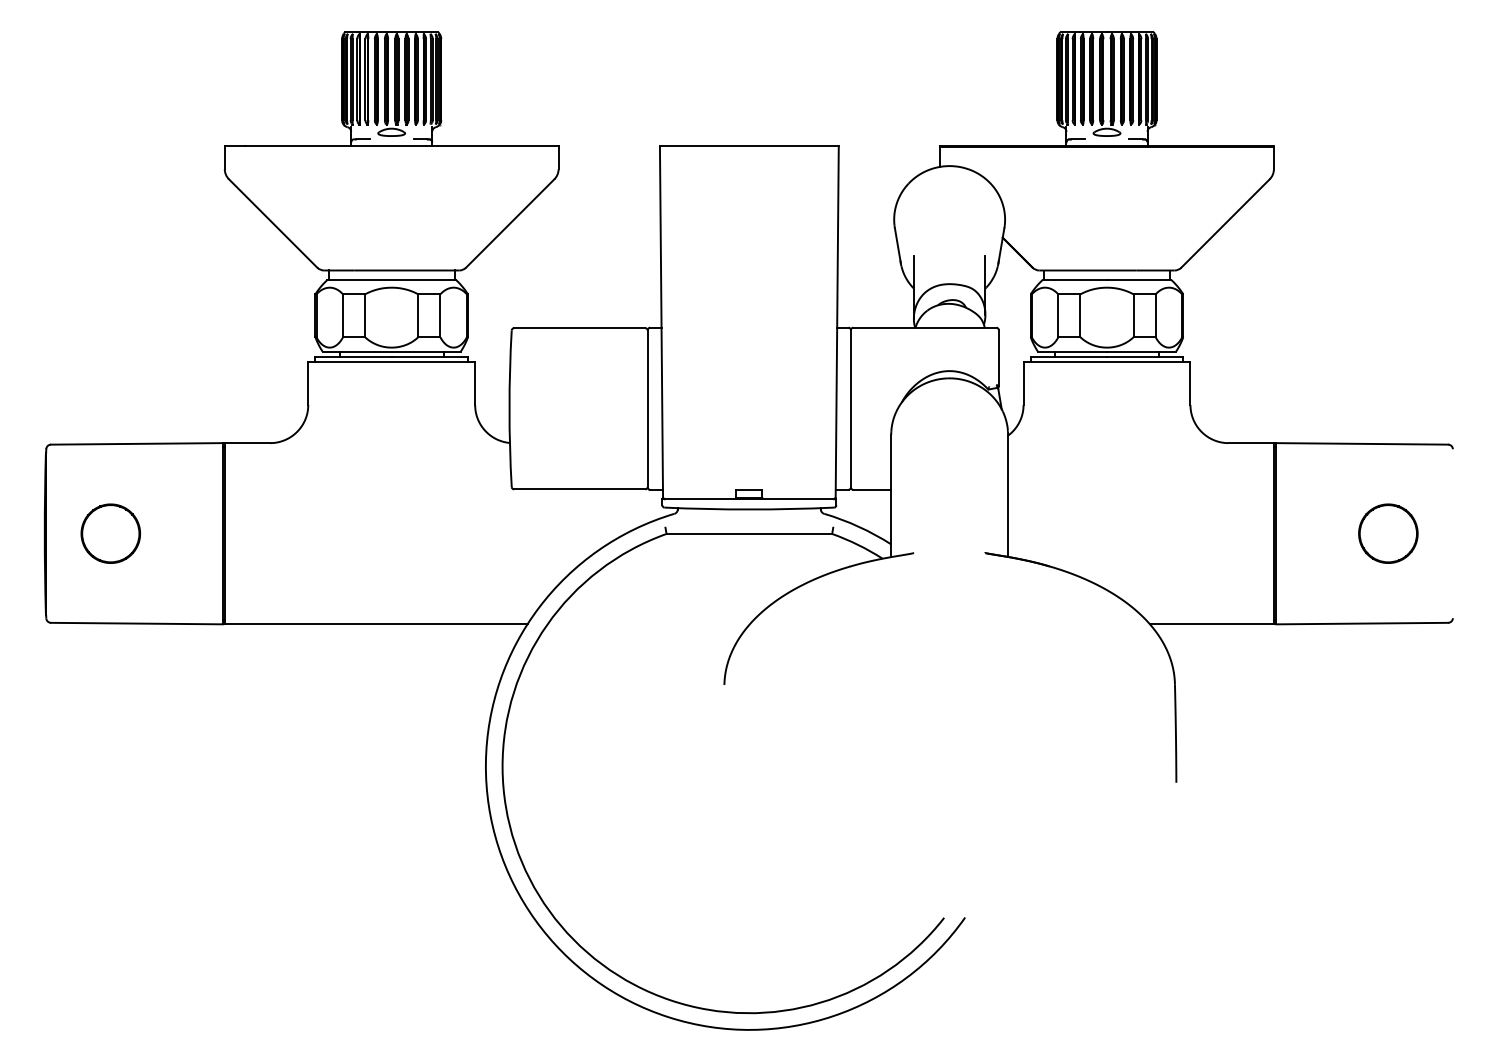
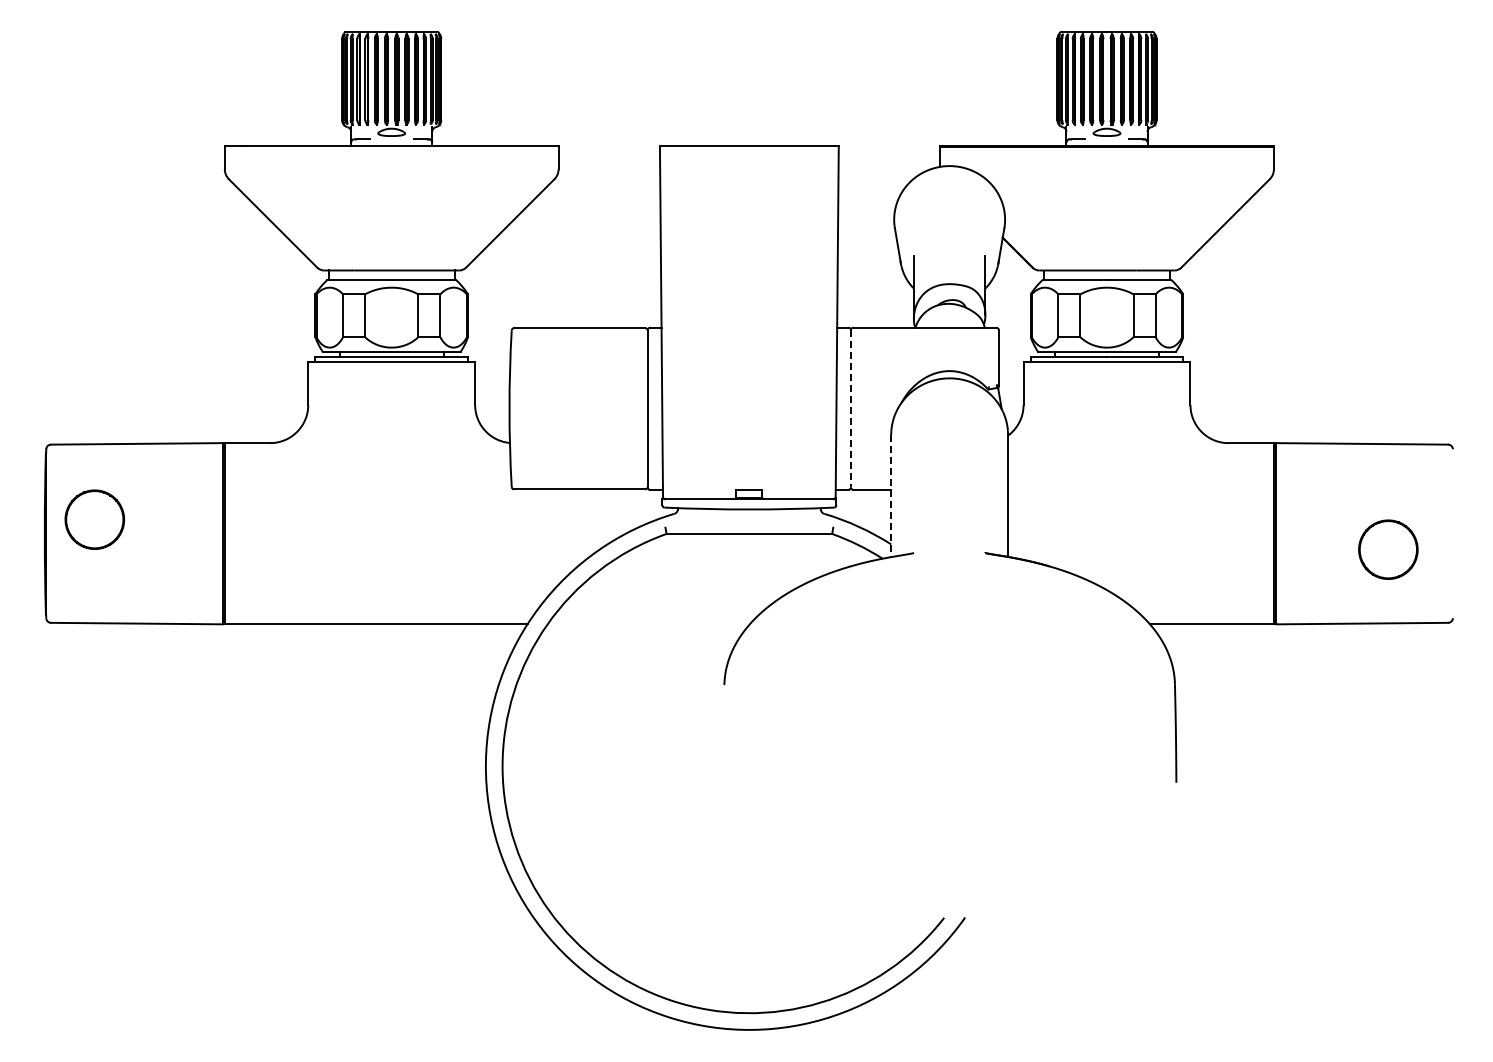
line: solid -> dashed (850, 408)
line: solid -> dashed (891, 496)
part position: (110, 533) -> (94, 519) (94, 519)
part position: (1388, 533) -> (1388, 549) (1388, 549)
